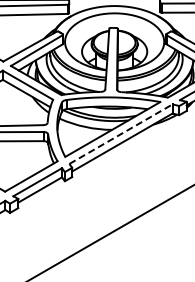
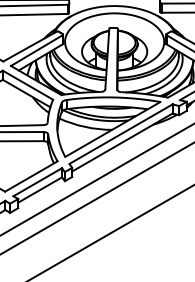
line: dashed -> solid (121, 133)
line: none -> present (96, 179)
line: none -> present (96, 198)
